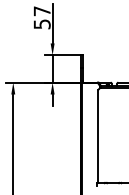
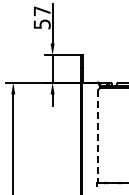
line: solid -> dashed (98, 136)
